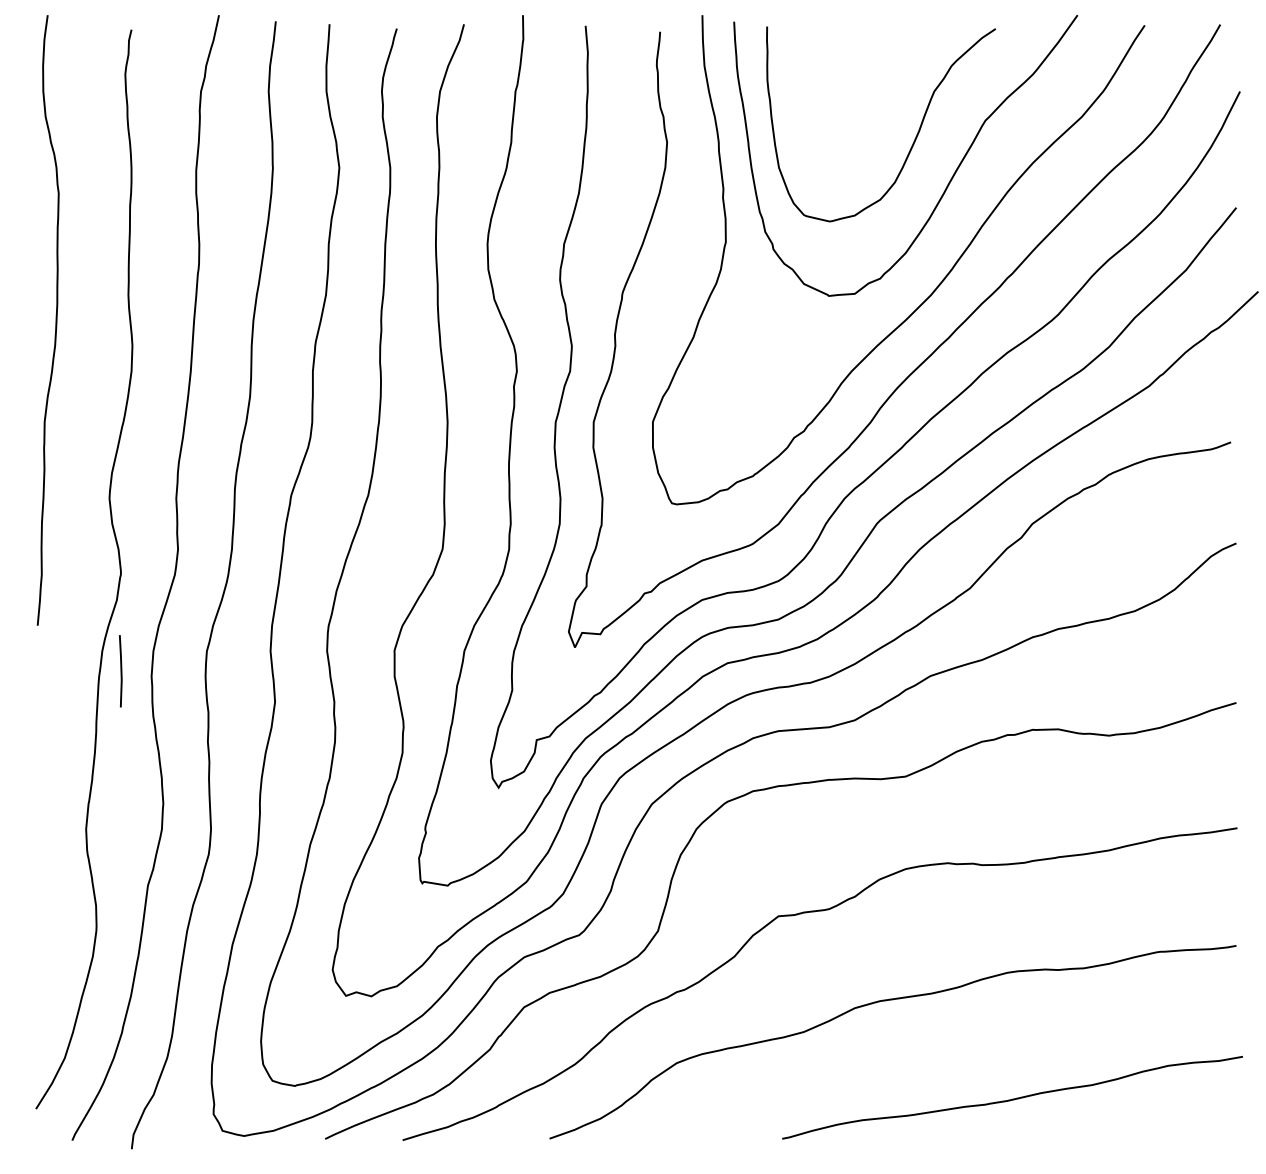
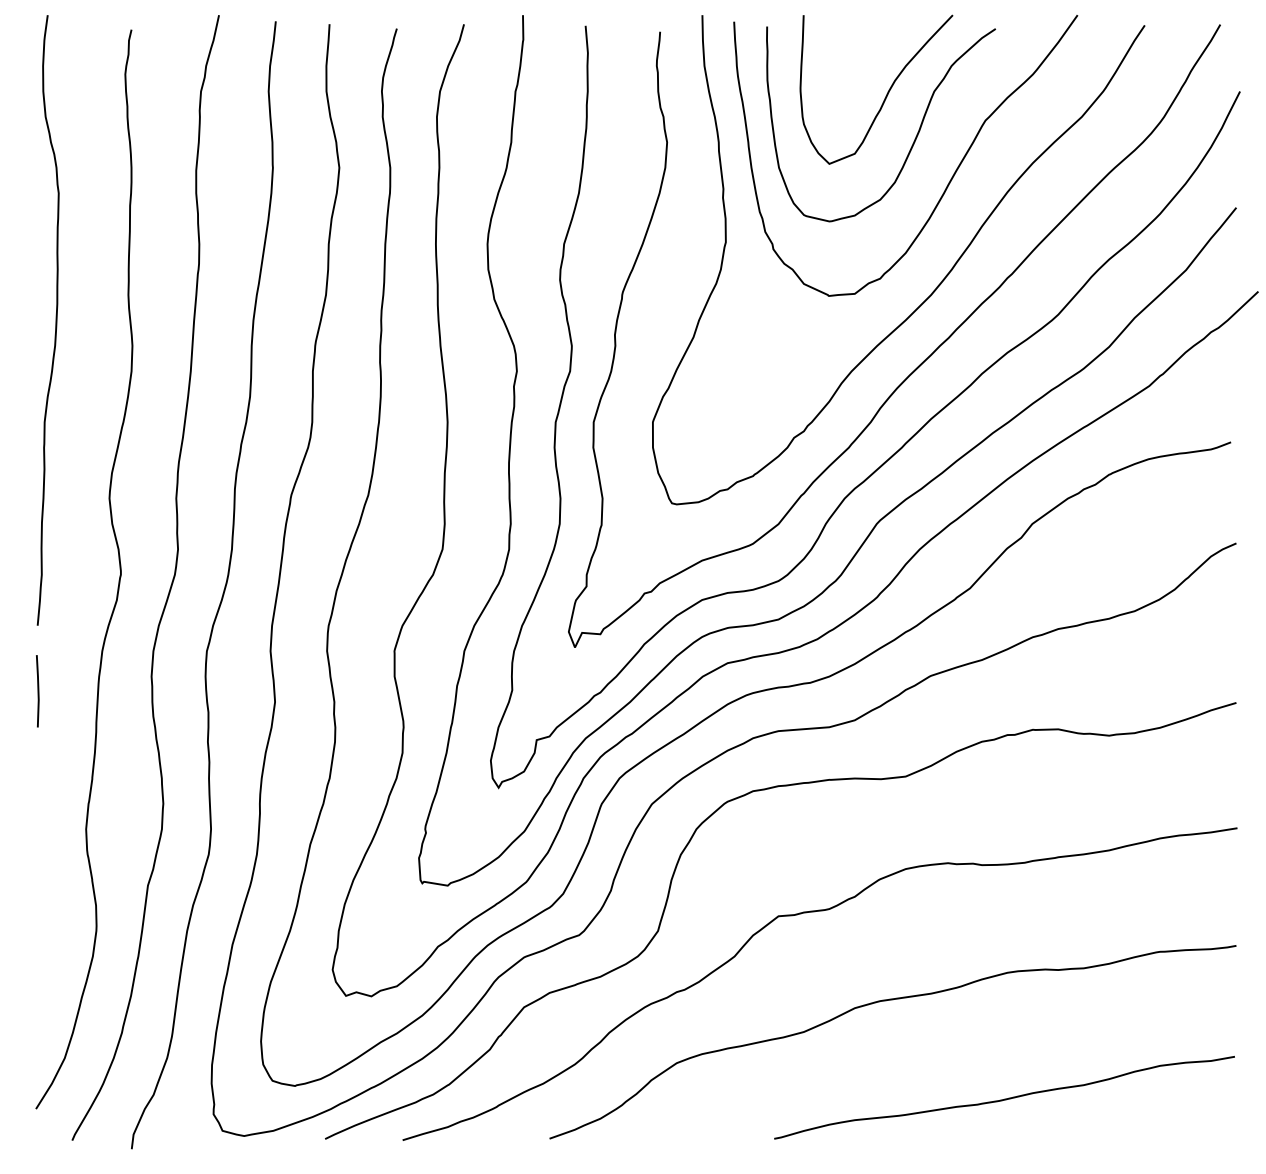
curve: none -> present (886, 93)
line position: (120, 671) -> (37, 691) (37, 691)
curve position: (1012, 1098) -> (1004, 1098) (1004, 1098)
